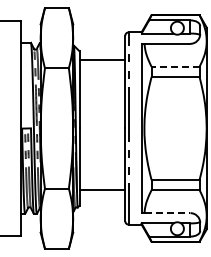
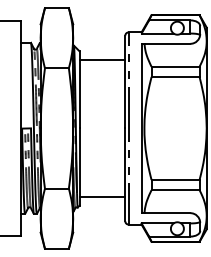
line: dashed -> solid (175, 66)
line position: (102, 189) -> (102, 196) (102, 196)
line: dashed -> solid (167, 213)
